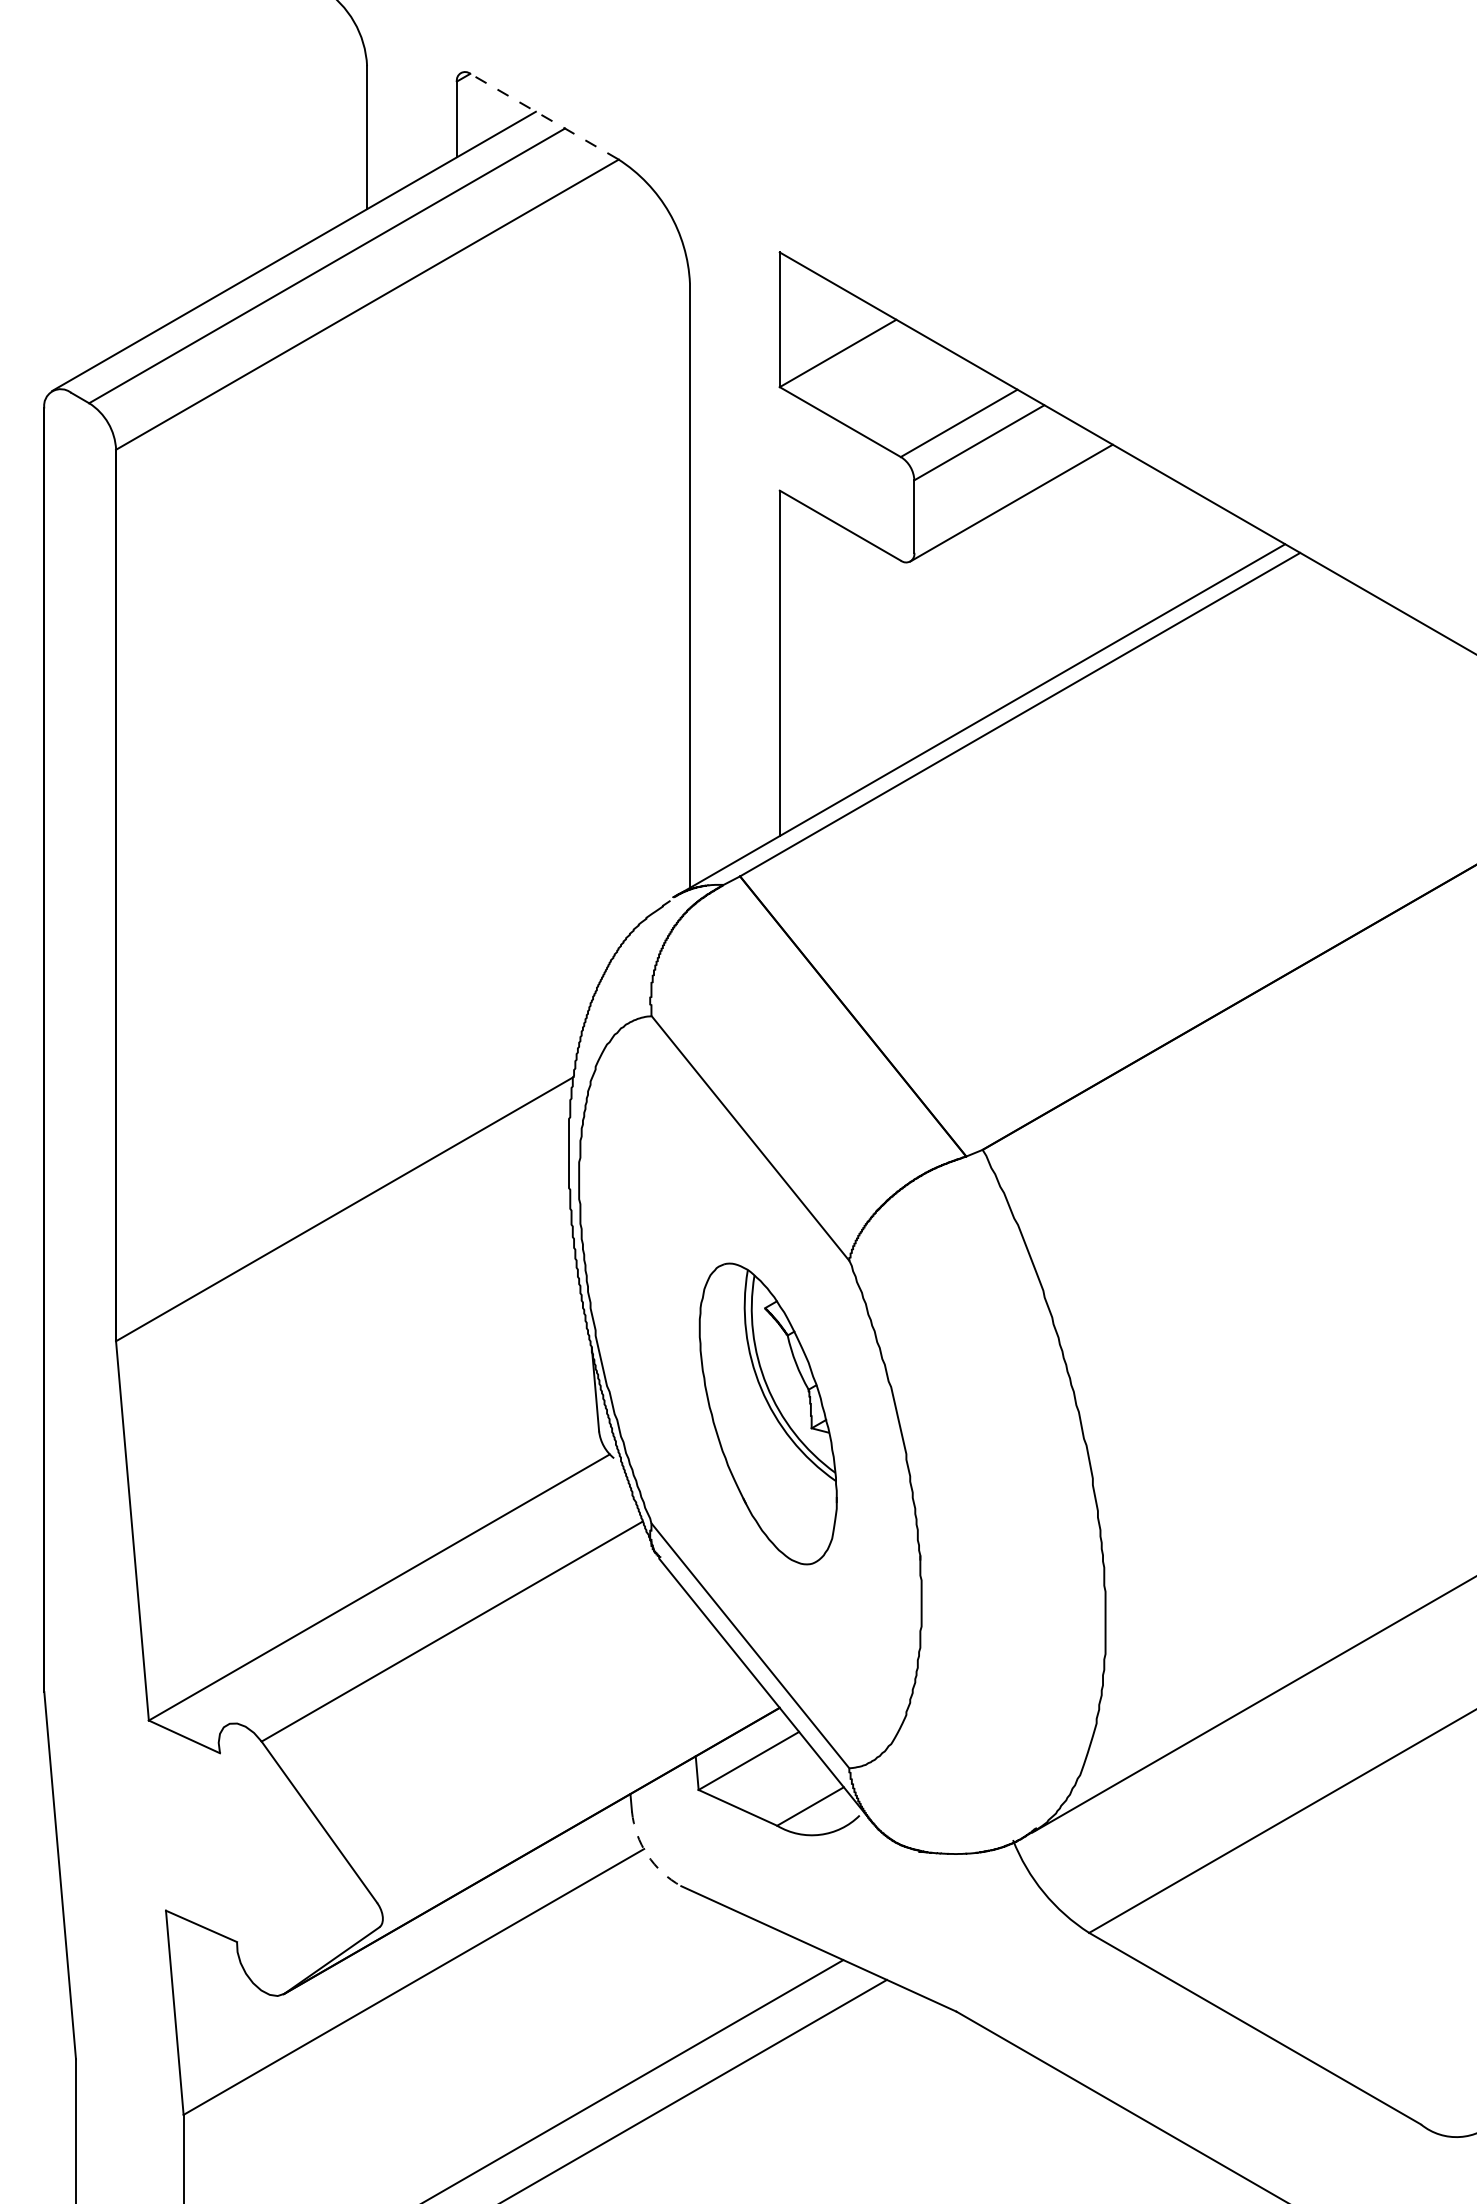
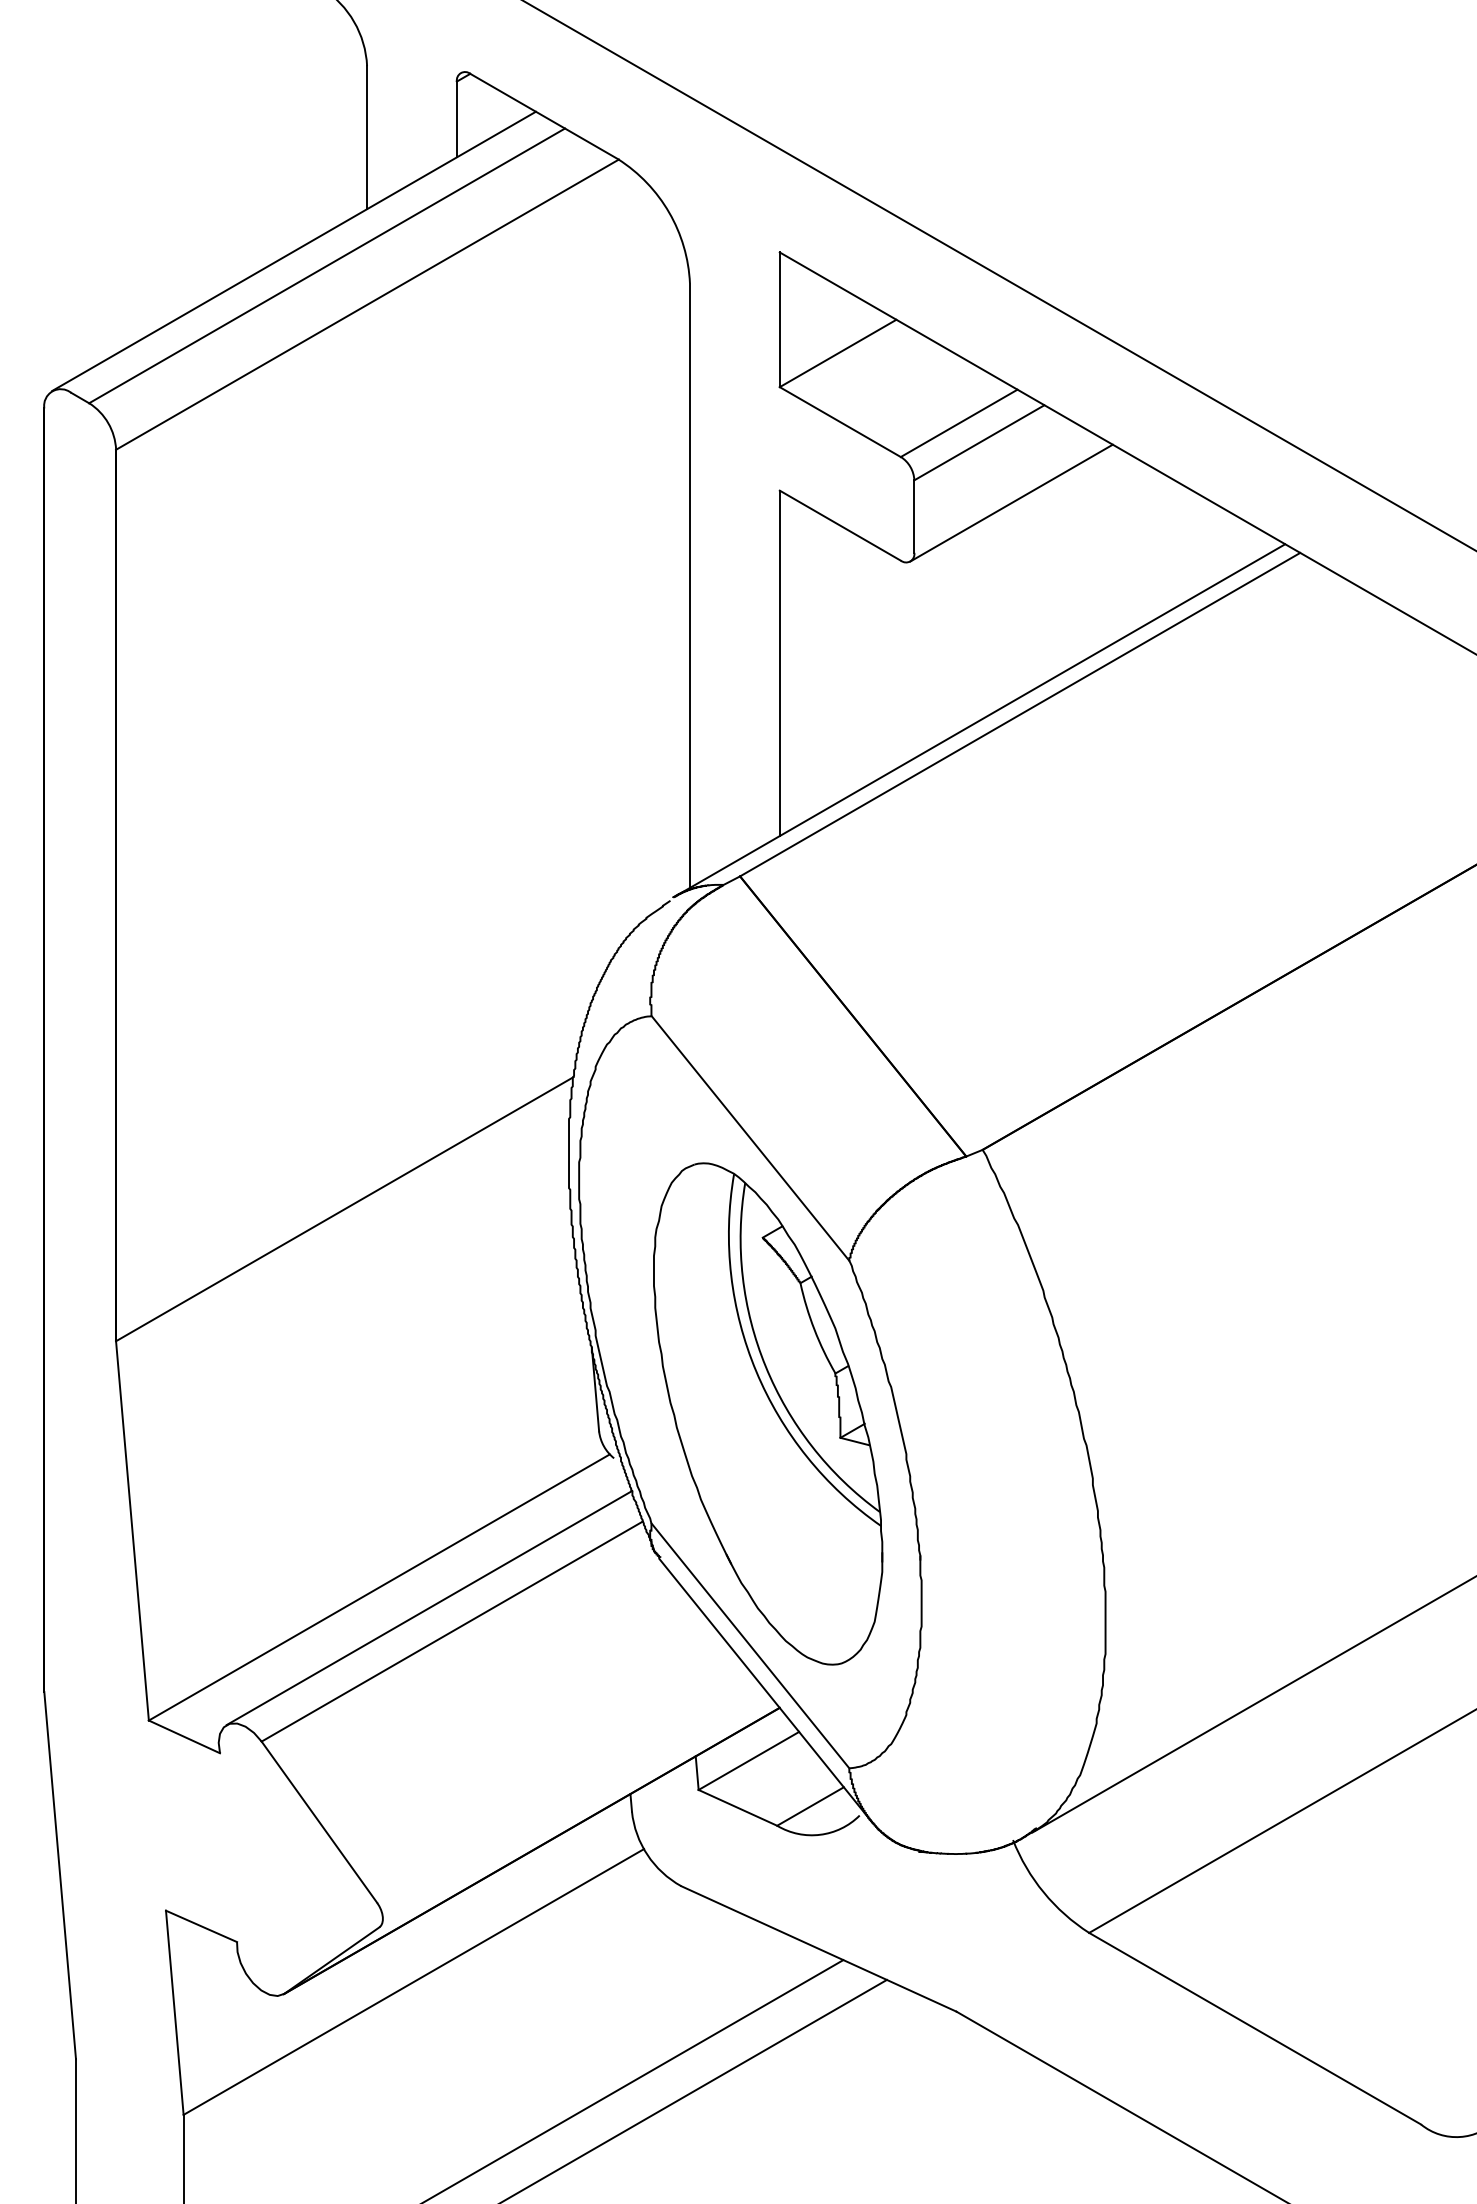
line: dashed -> solid (543, 116)
line: none -> present (999, 275)
part size: 140x304 px -> 231x504 px (768, 1413)
line: none -> present (429, 1607)
arc: dashed -> solid (647, 1854)
